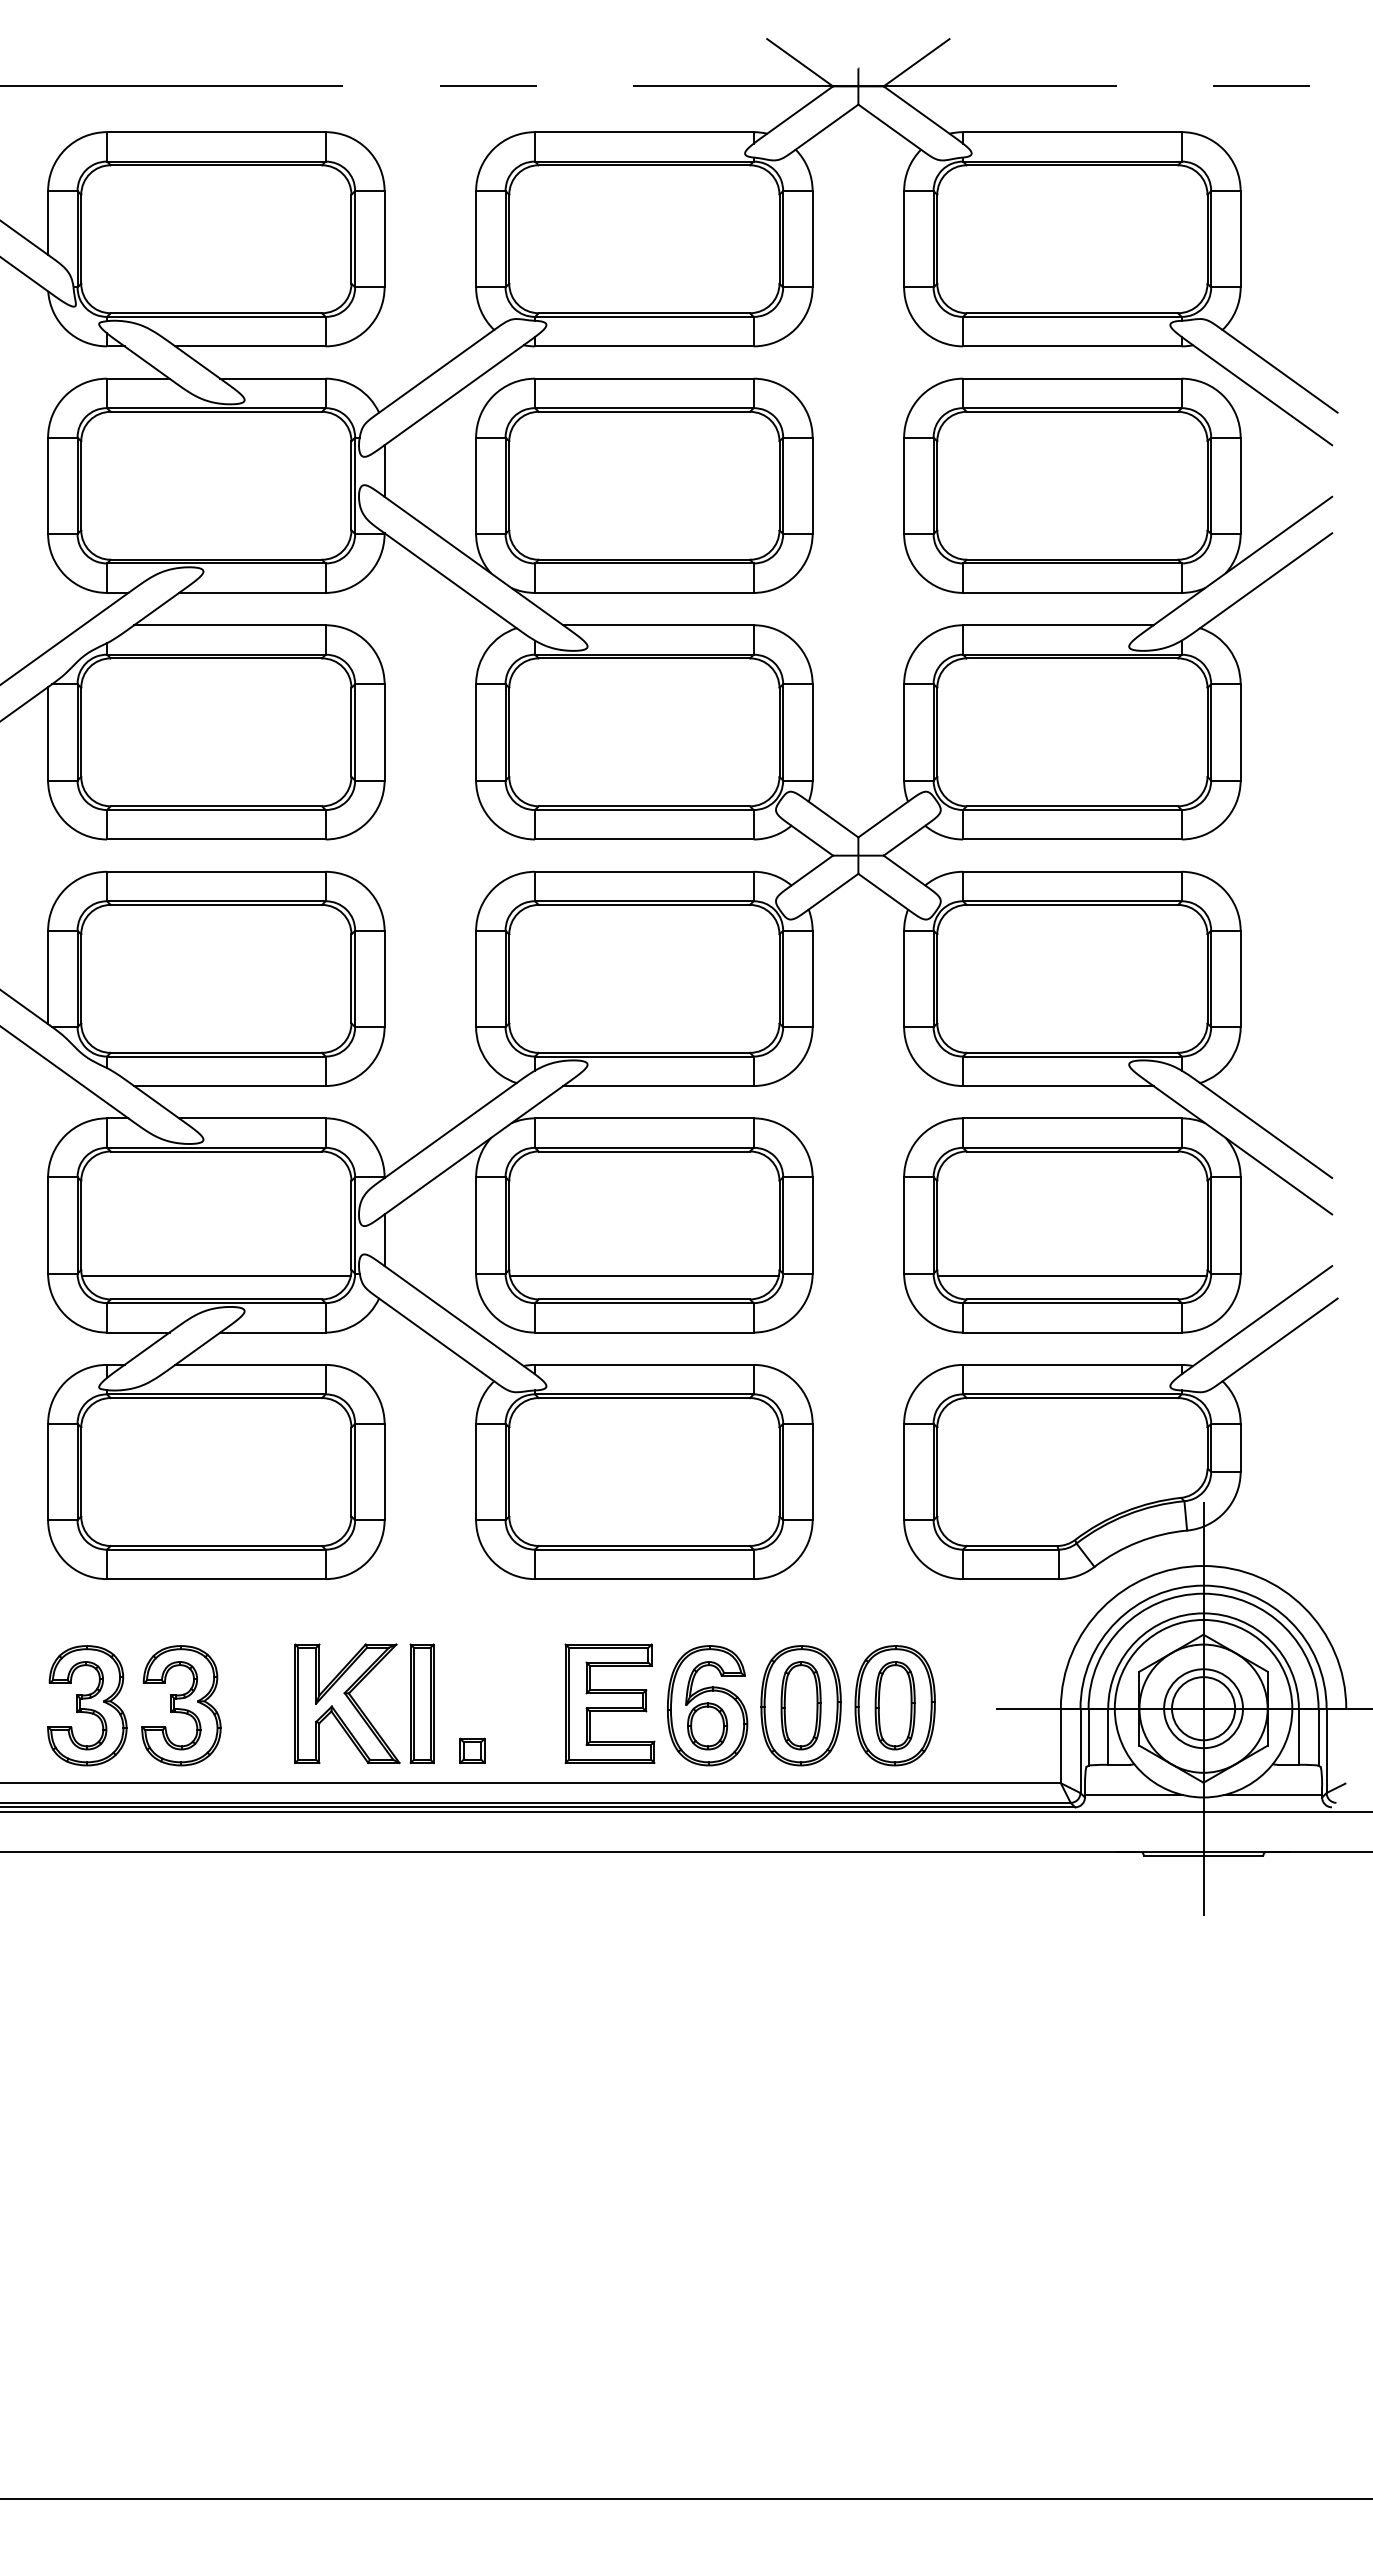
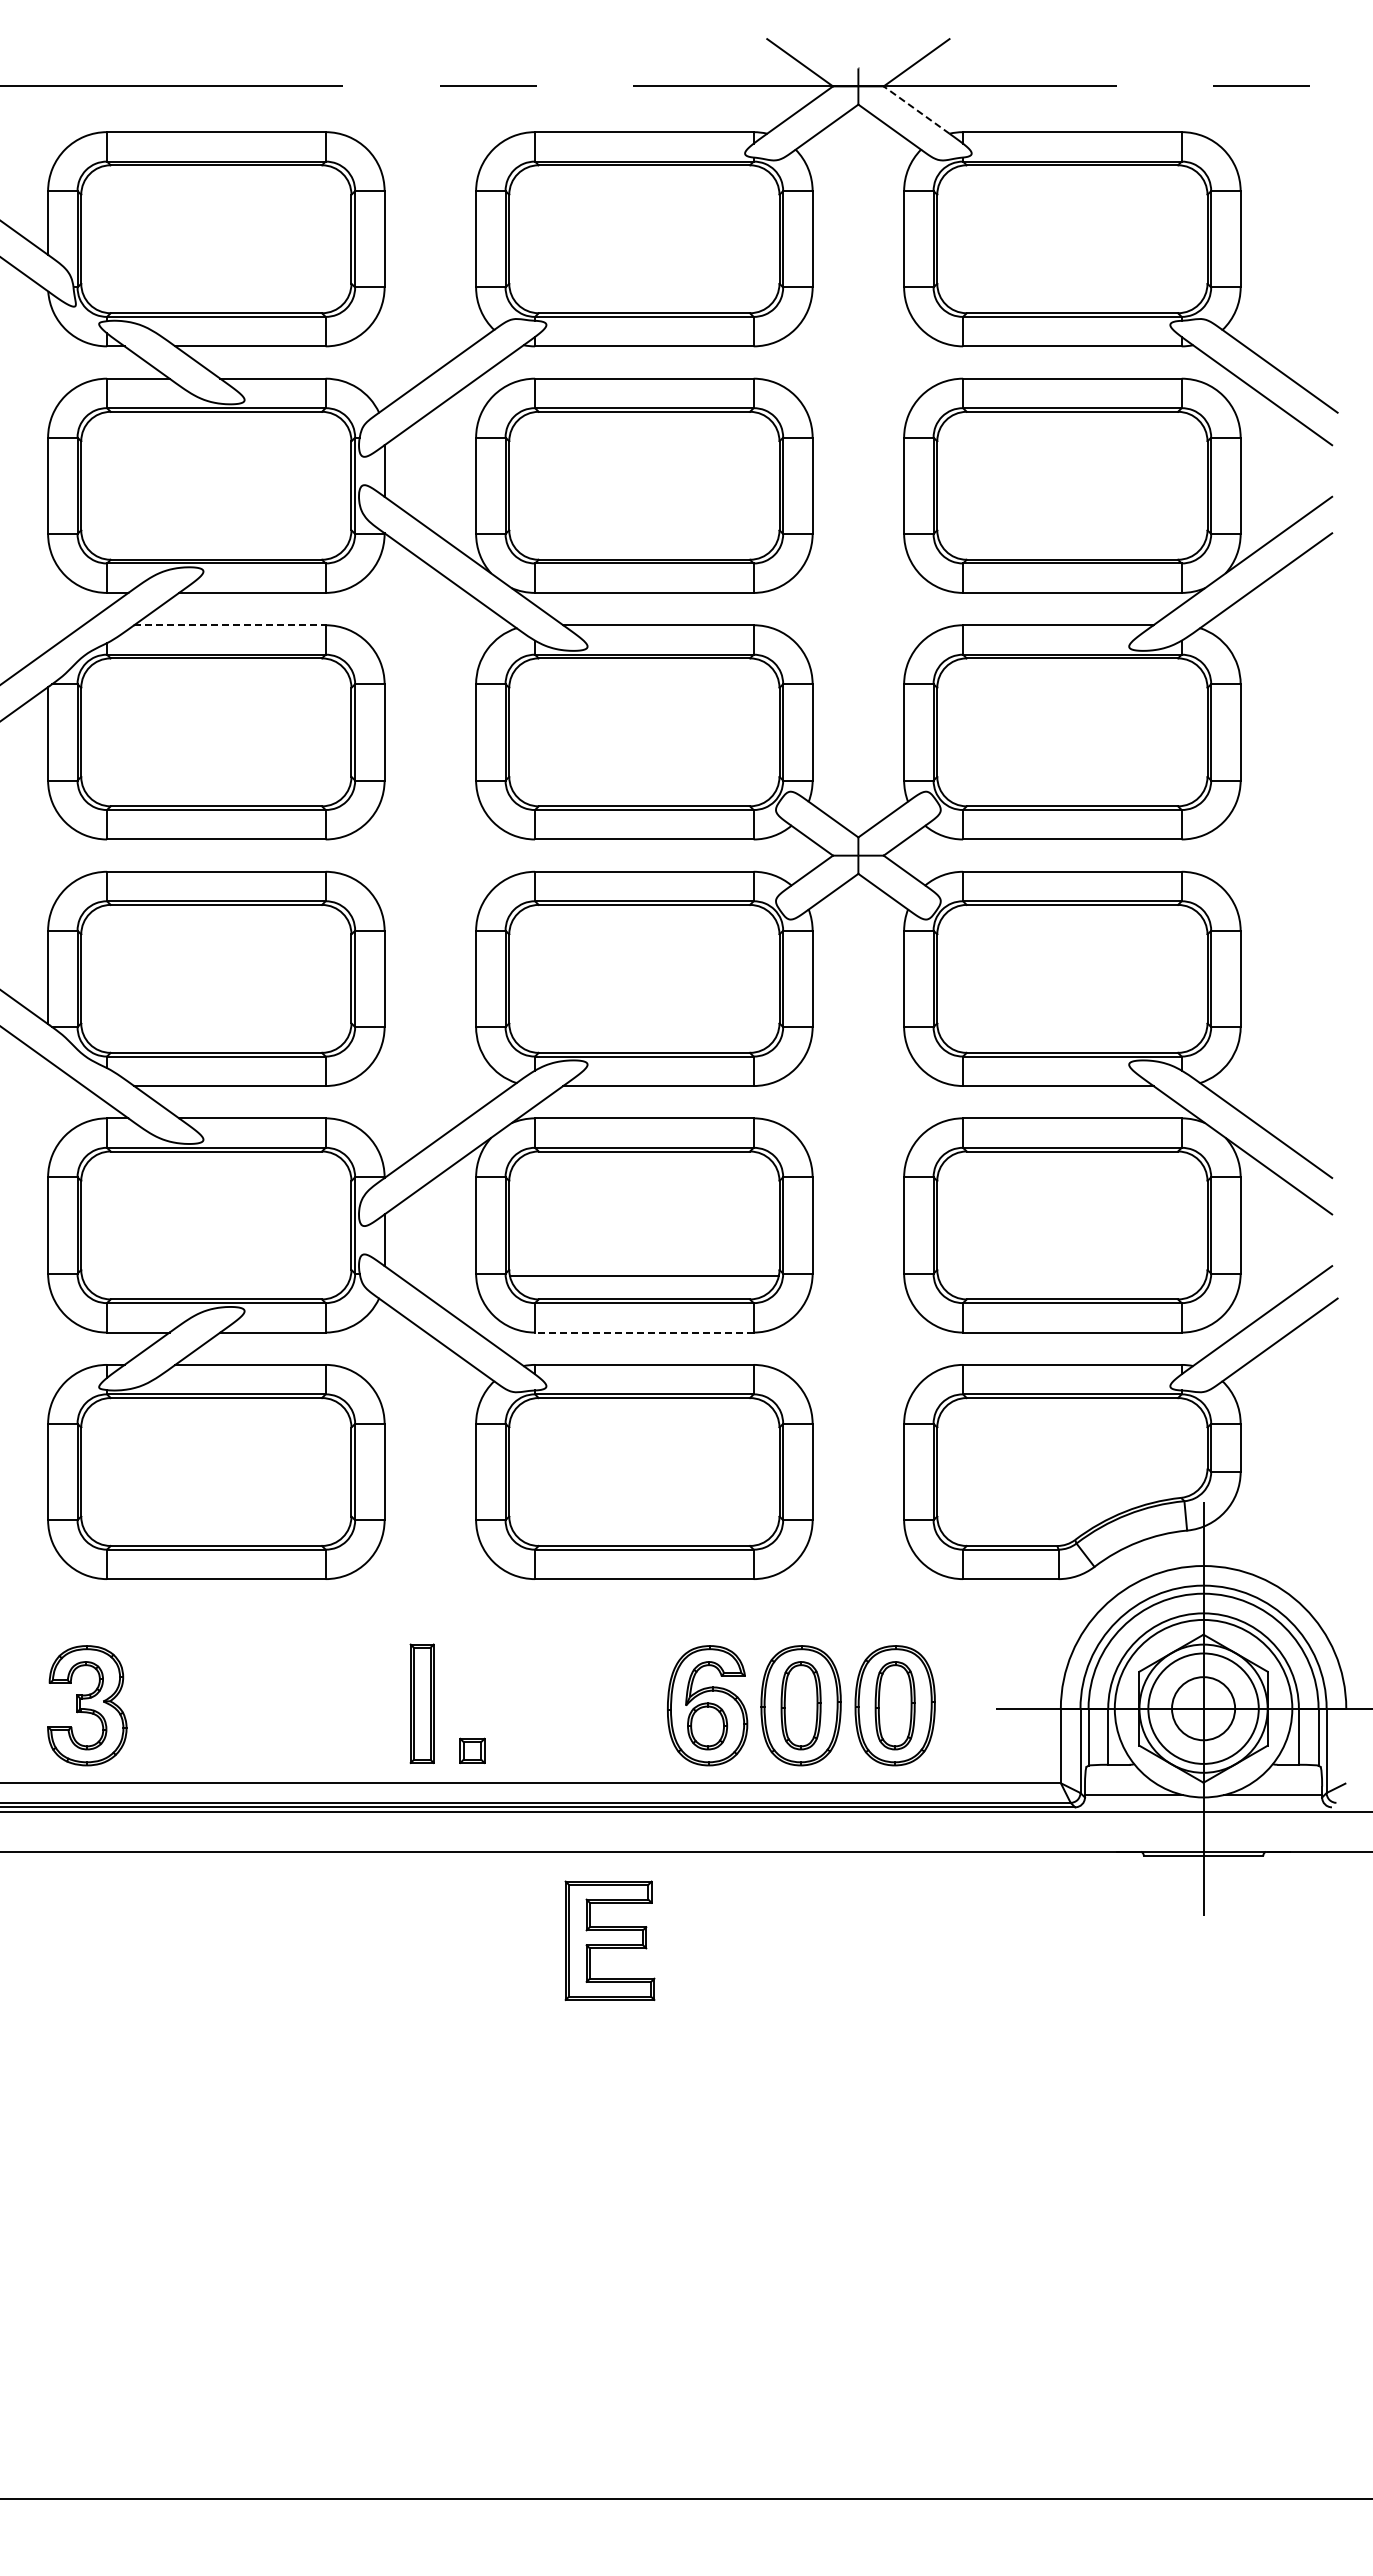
line: solid -> dashed (916, 110)
line: solid -> dashed (229, 625)
line: present -> none (216, 1276)
line: present -> none (1072, 1276)
line: solid -> dashed (643, 1332)
part: present -> none (347, 1703)
part position: (609, 1703) -> (609, 1940) (609, 1940)
part: present -> none (181, 1705)
circle diameter: 79 px -> 110 px (1203, 1708)
